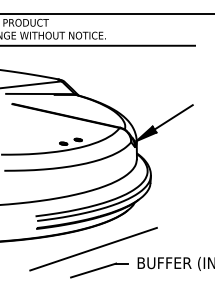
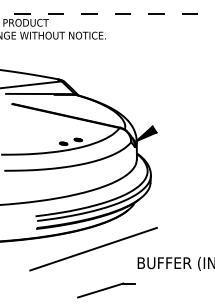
line: solid -> dashed (107, 13)
line: present -> none (98, 45)
line: present -> none (173, 117)
part position: (99, 270) -> (106, 290) (106, 290)
